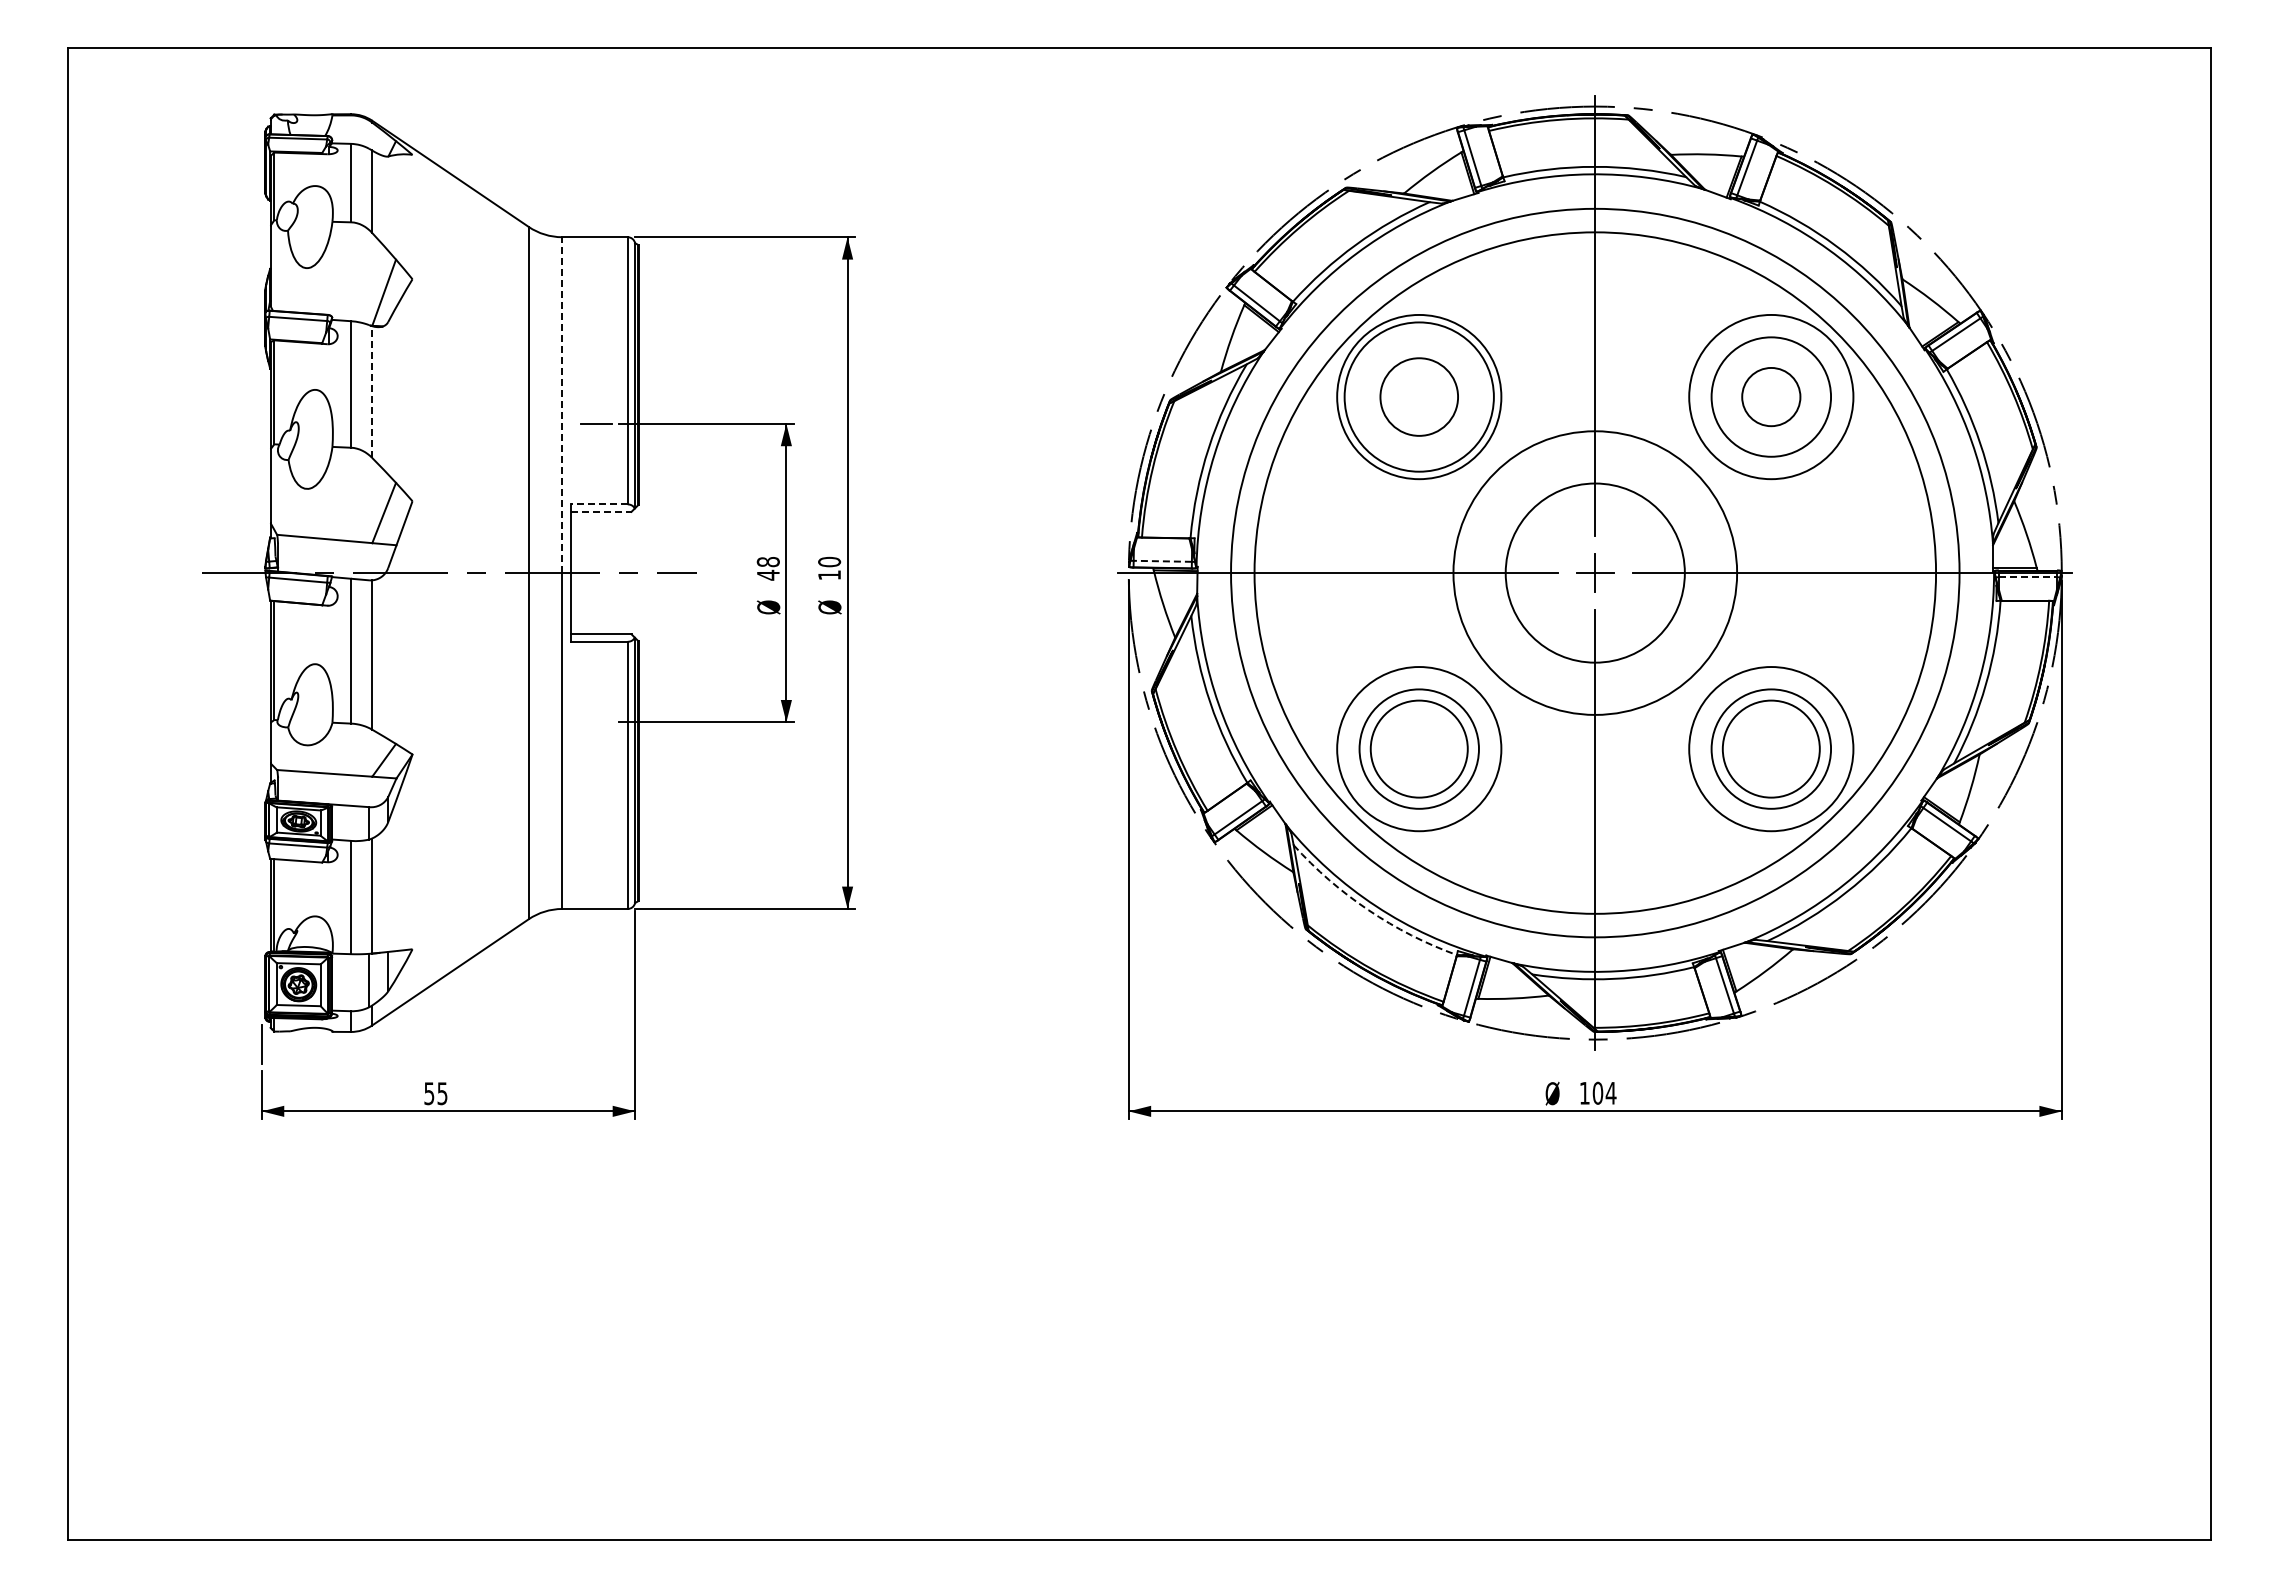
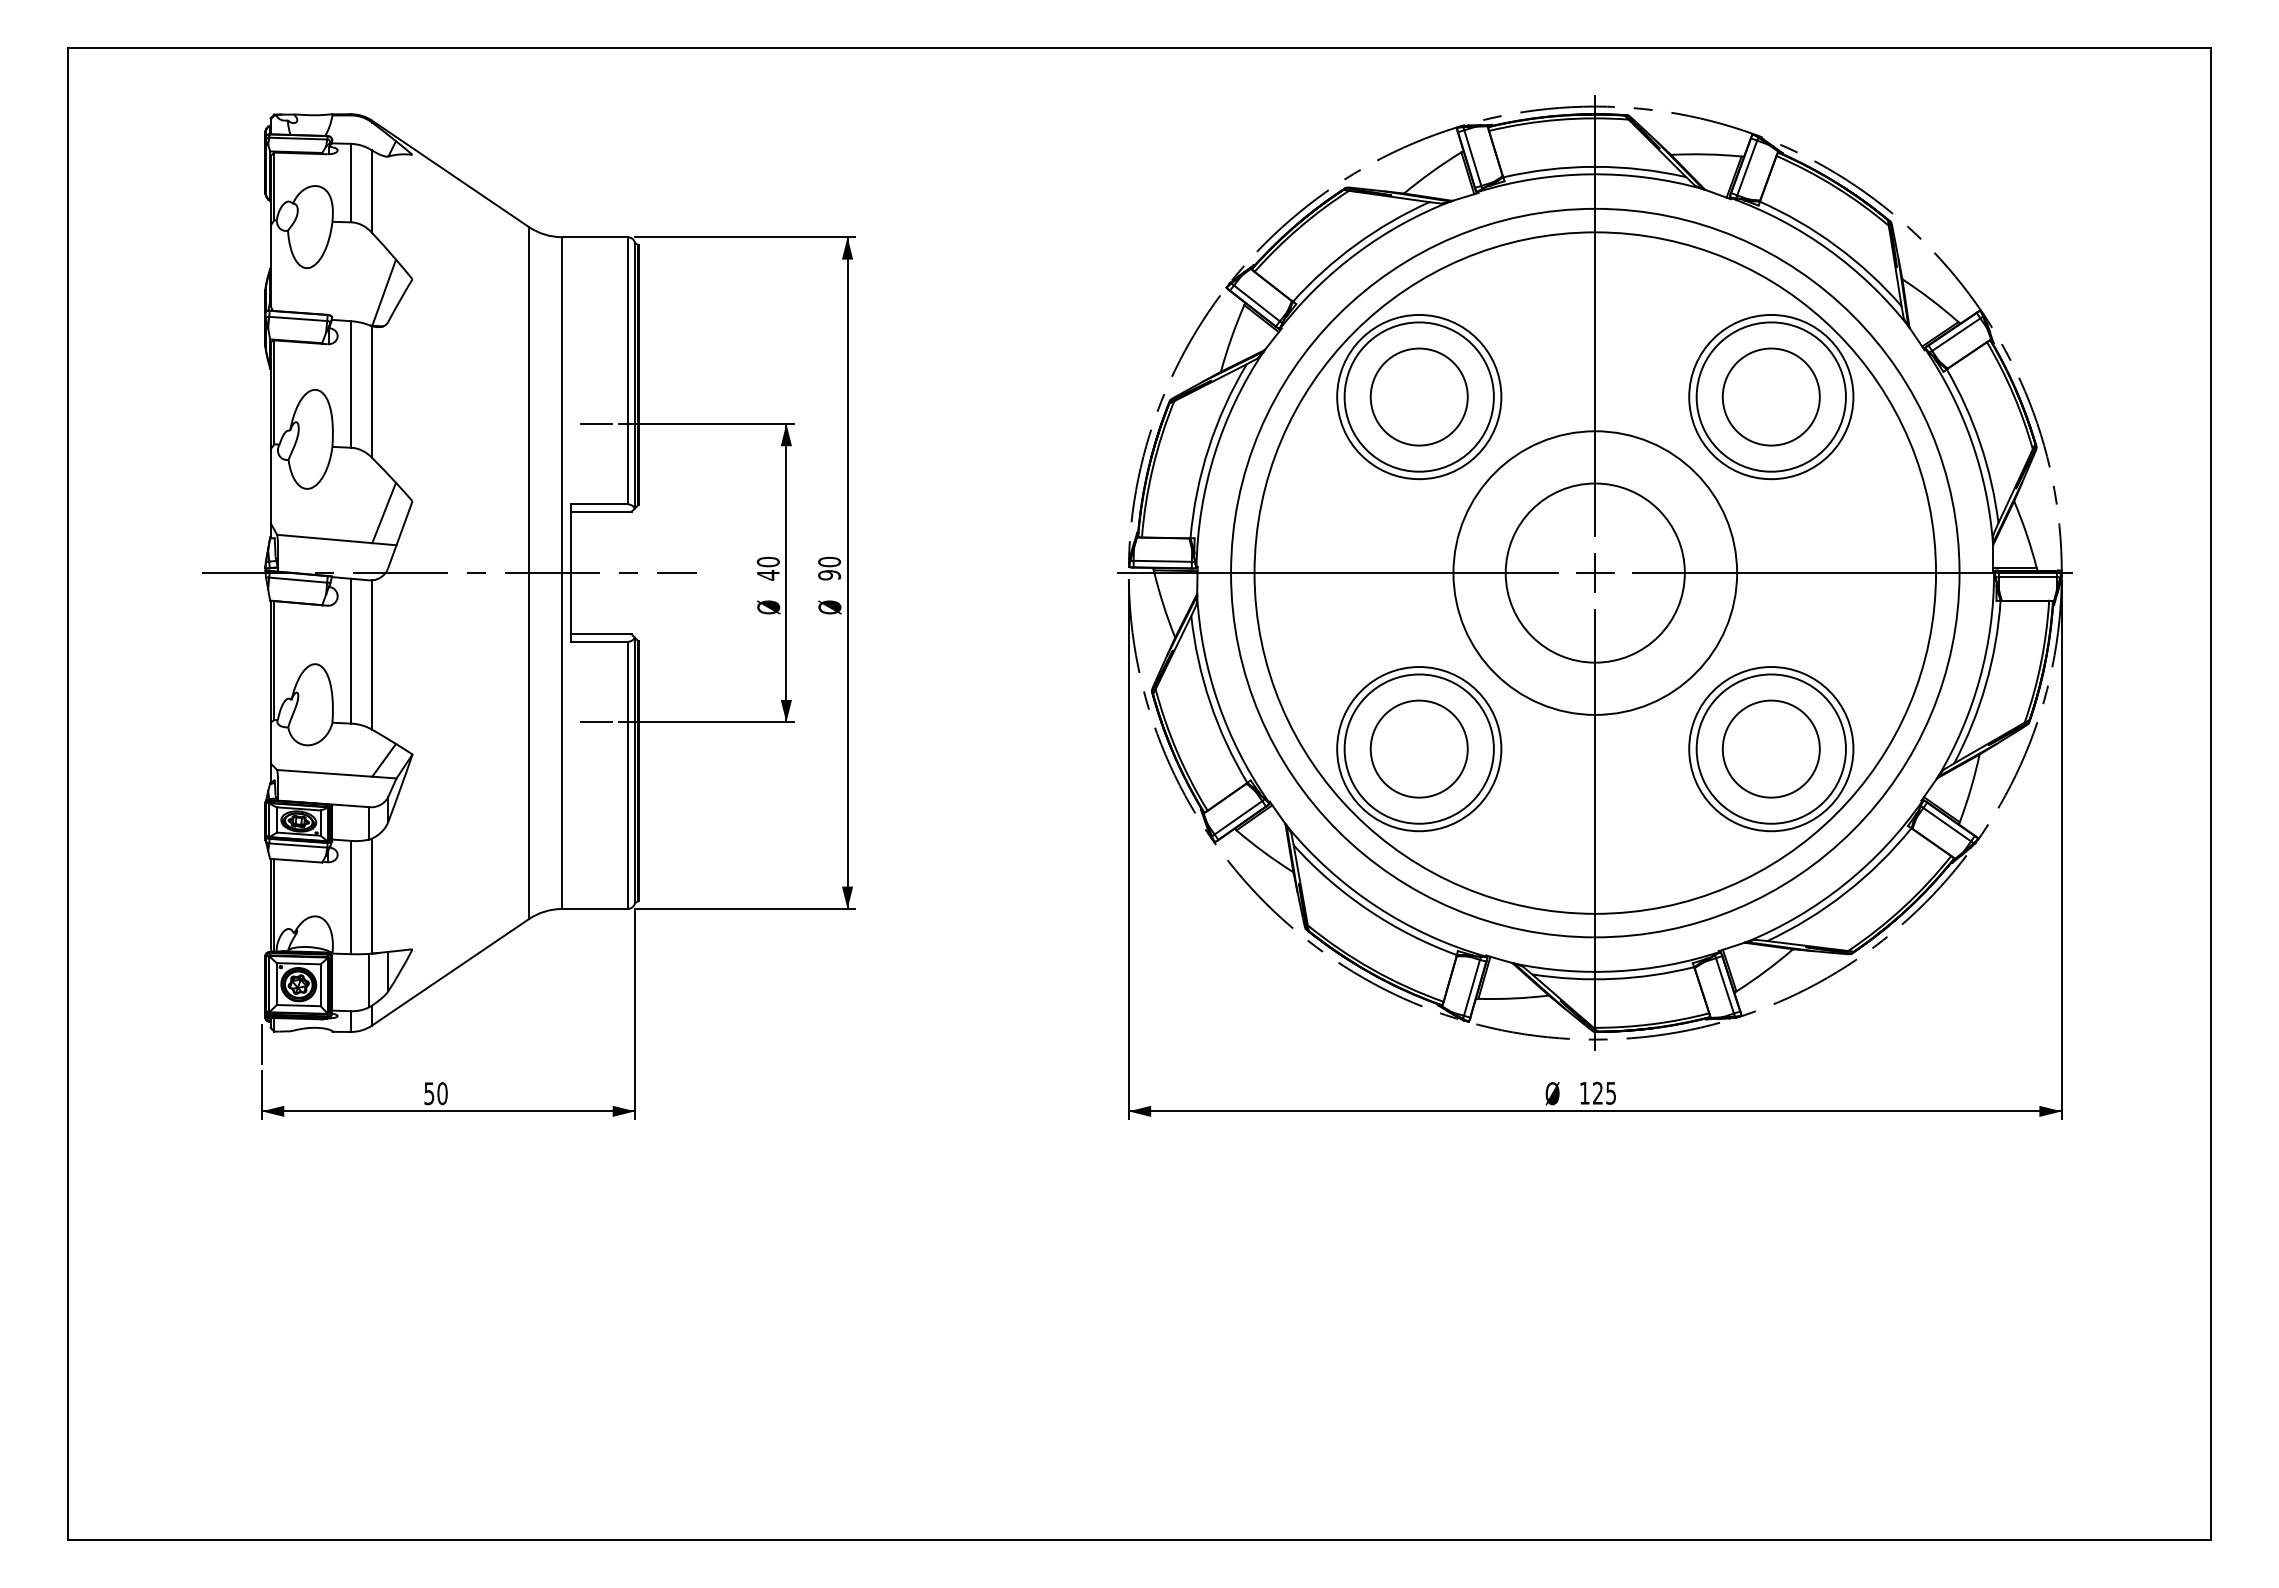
line: dashed -> solid (372, 392)
circle diameter: 78 px -> 97 px (1418, 396)
circle diameter: 119 px -> 149 px (1770, 396)
circle diameter: 58 px -> 97 px (1770, 396)
line: dashed -> solid (562, 405)
line: dashed -> solid (599, 504)
line: dashed -> solid (601, 511)
text: 48 -> 40 (768, 561)
line: dashed -> solid (1162, 561)
text: 10 -> 90 (829, 575)
line: dashed -> solid (2028, 577)
line: none -> present (596, 722)
circle diameter: 119 px -> 149 px (1418, 748)
circle diameter: 119 px -> 149 px (1770, 748)
arc: dashed -> solid (1368, 910)
text: 104 -> 125 (1604, 1092)
text: 55 -> 50 (442, 1093)
